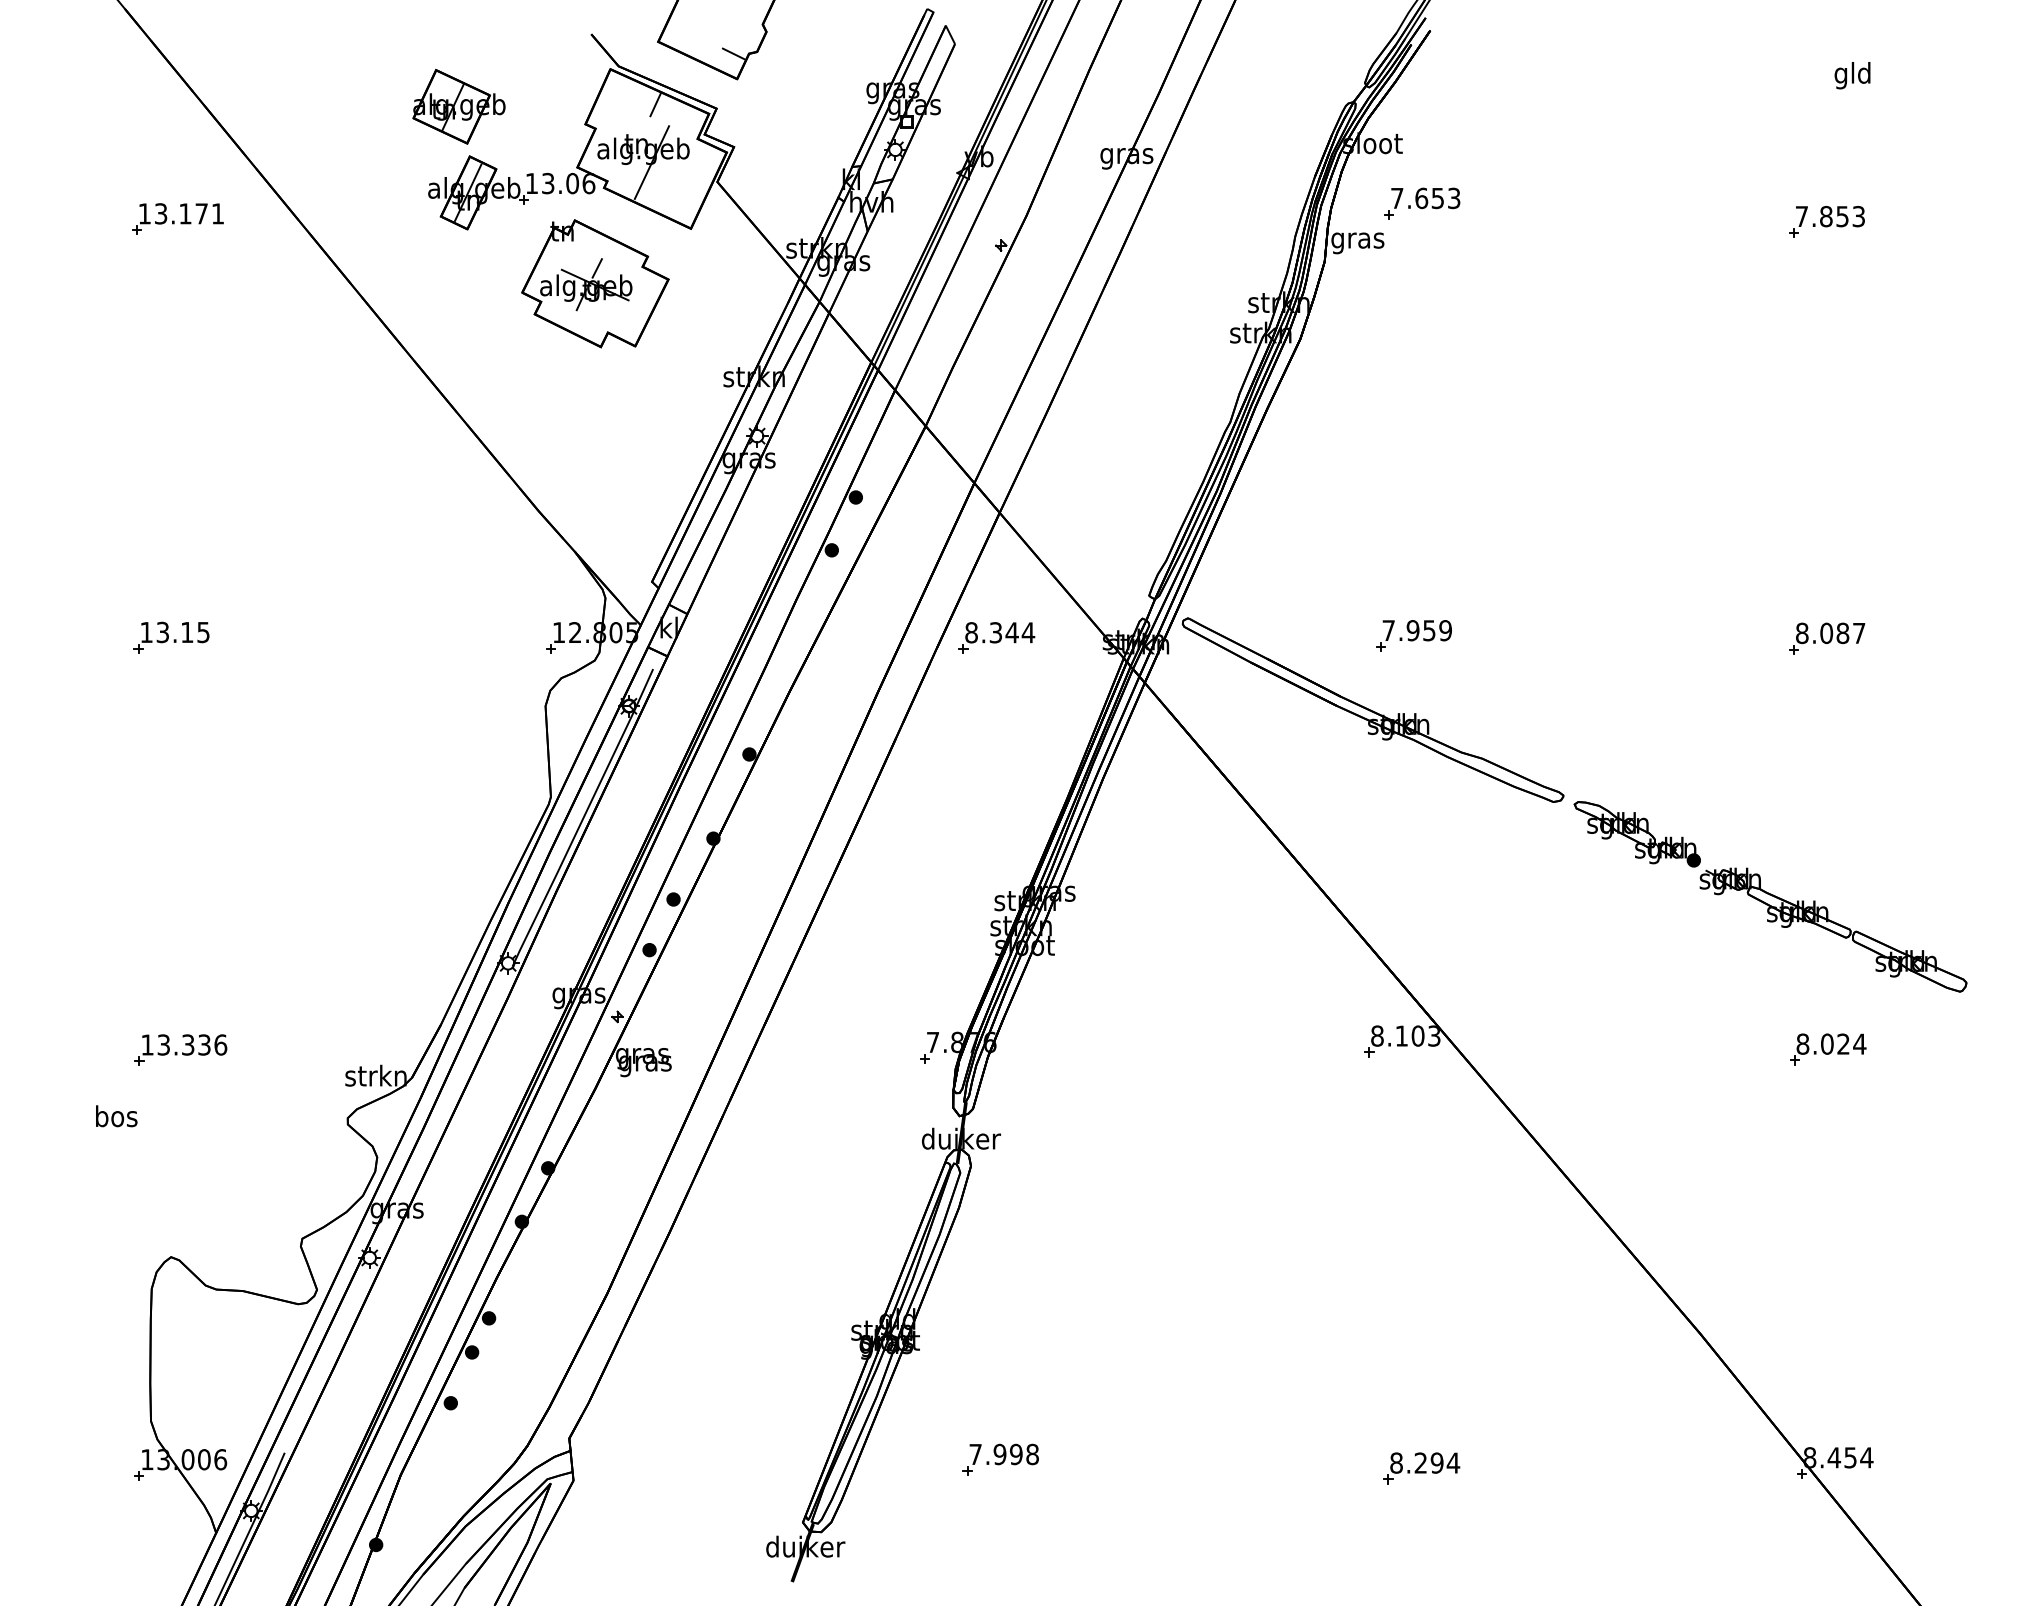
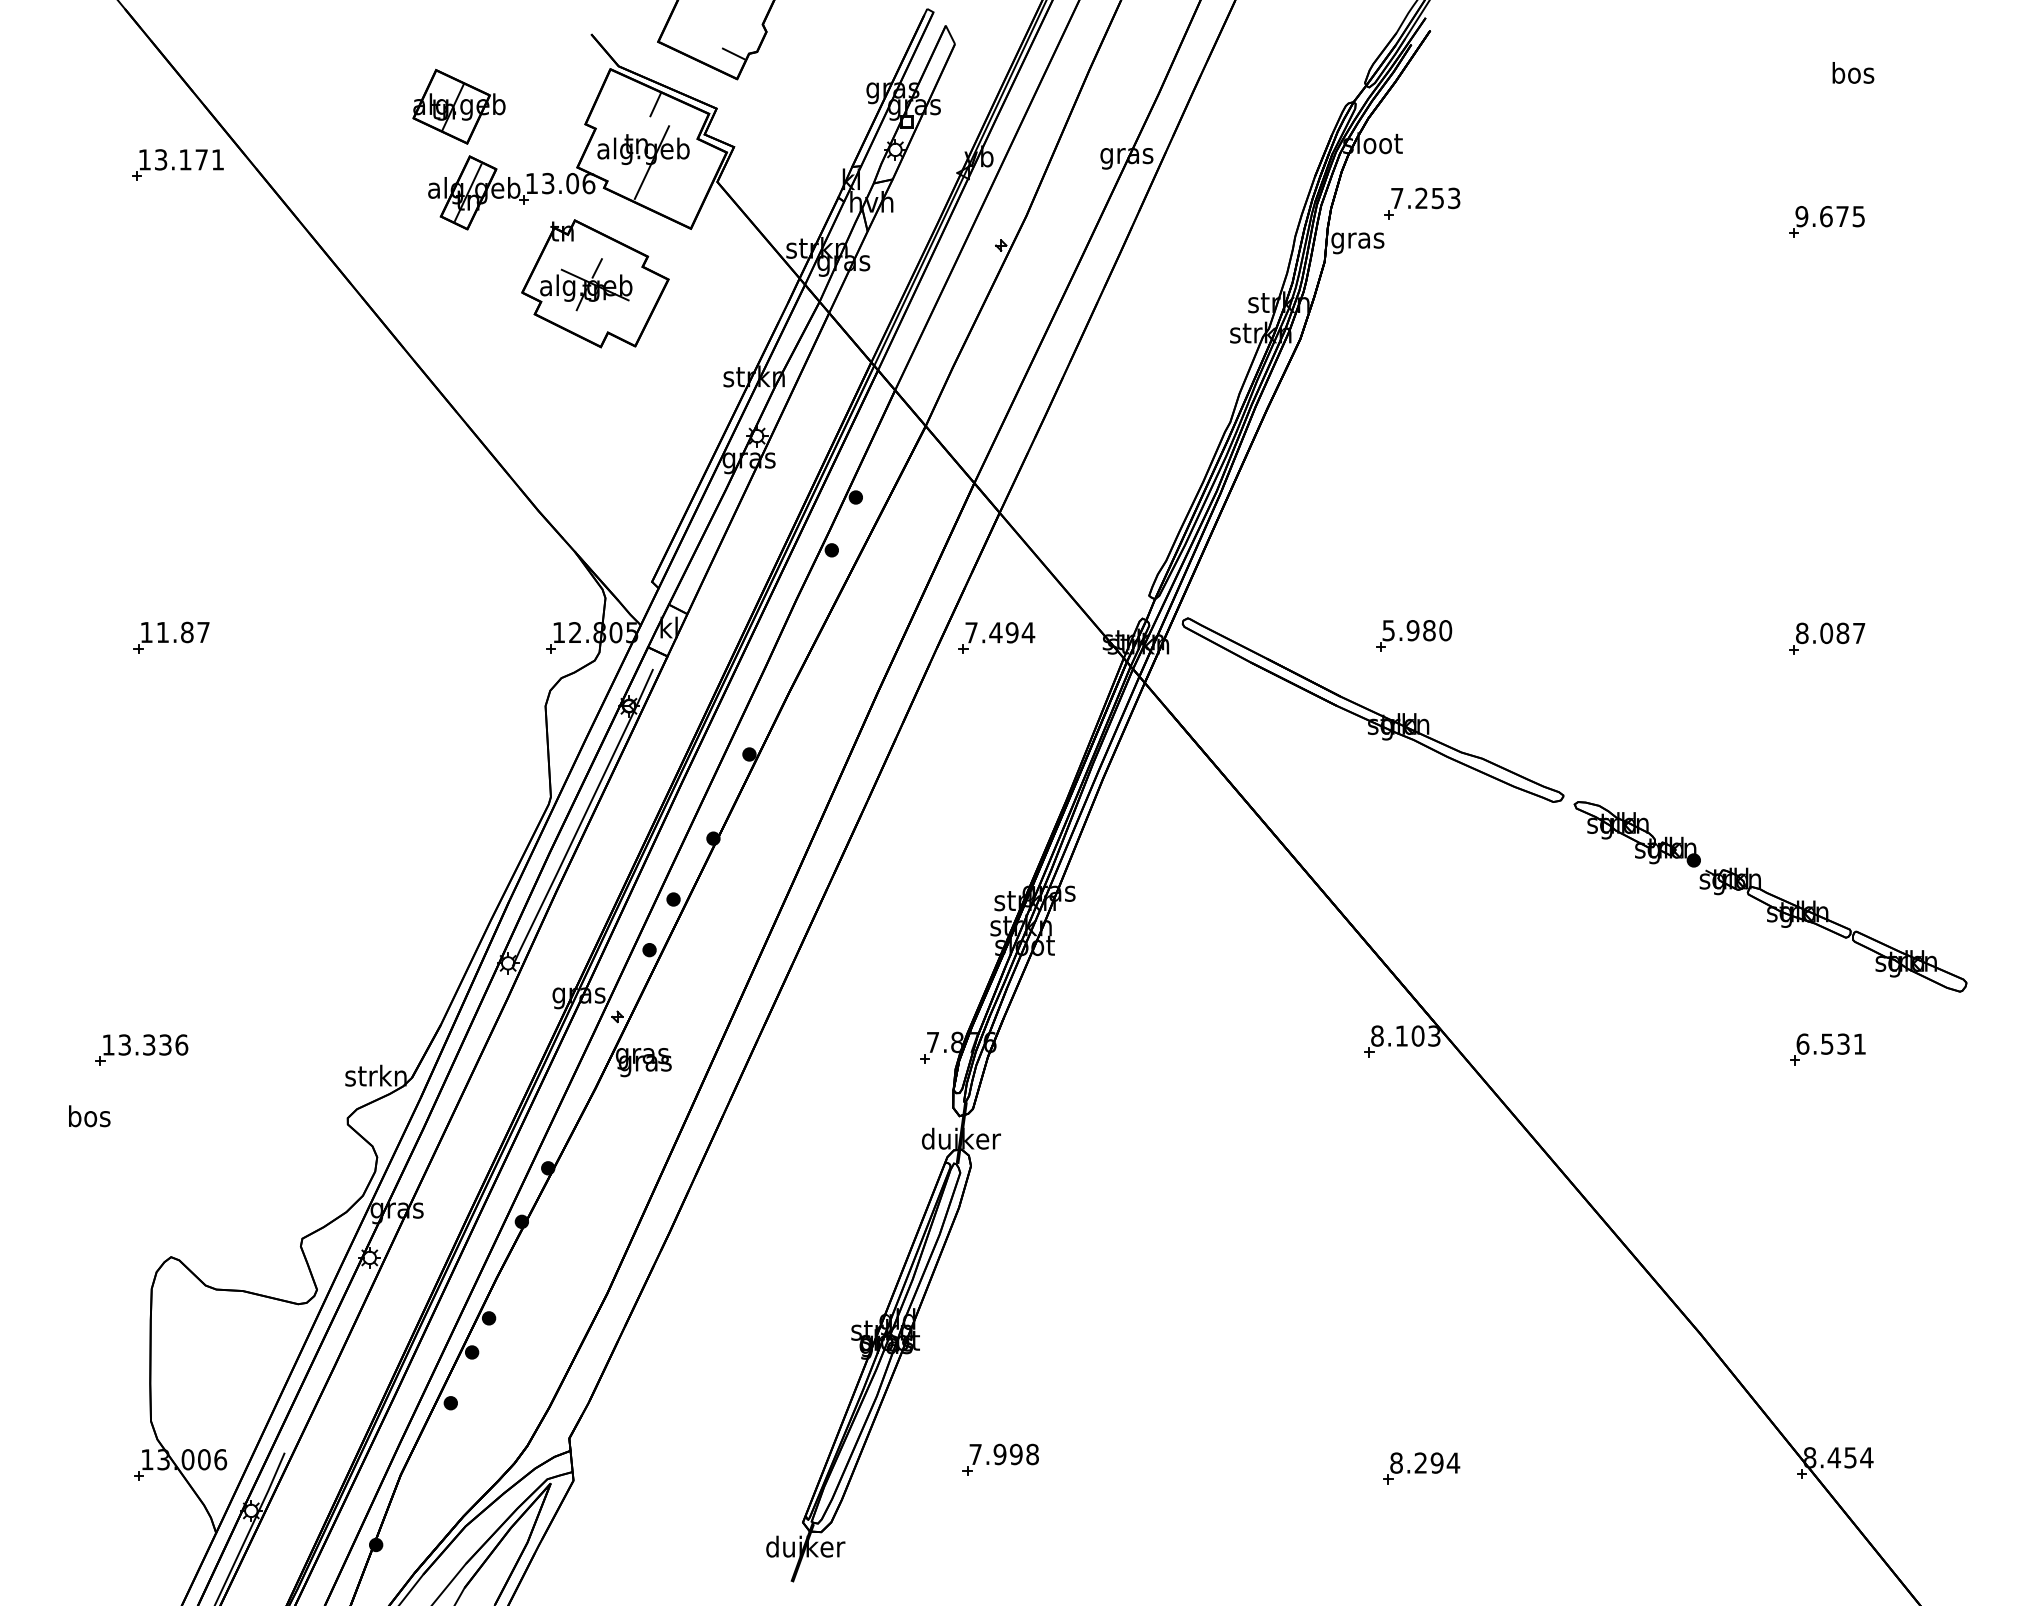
text: gld -> bos (1853, 75)
text: 7.653 -> 7.253 (1421, 198)
text: 7.853 -> 9.675 (1829, 216)
part position: (177, 218) -> (177, 164) (177, 164)
text: 7.959 -> 5.980 (1417, 630)
text: 13.15 -> 11.87 (182, 632)
text: 8.344 -> 7.494 (991, 632)
text: 8.024 -> 6.531 (1831, 1043)
part position: (180, 1049) -> (141, 1049) (141, 1049)
text position: (116, 1116) -> (89, 1116) (89, 1116)
